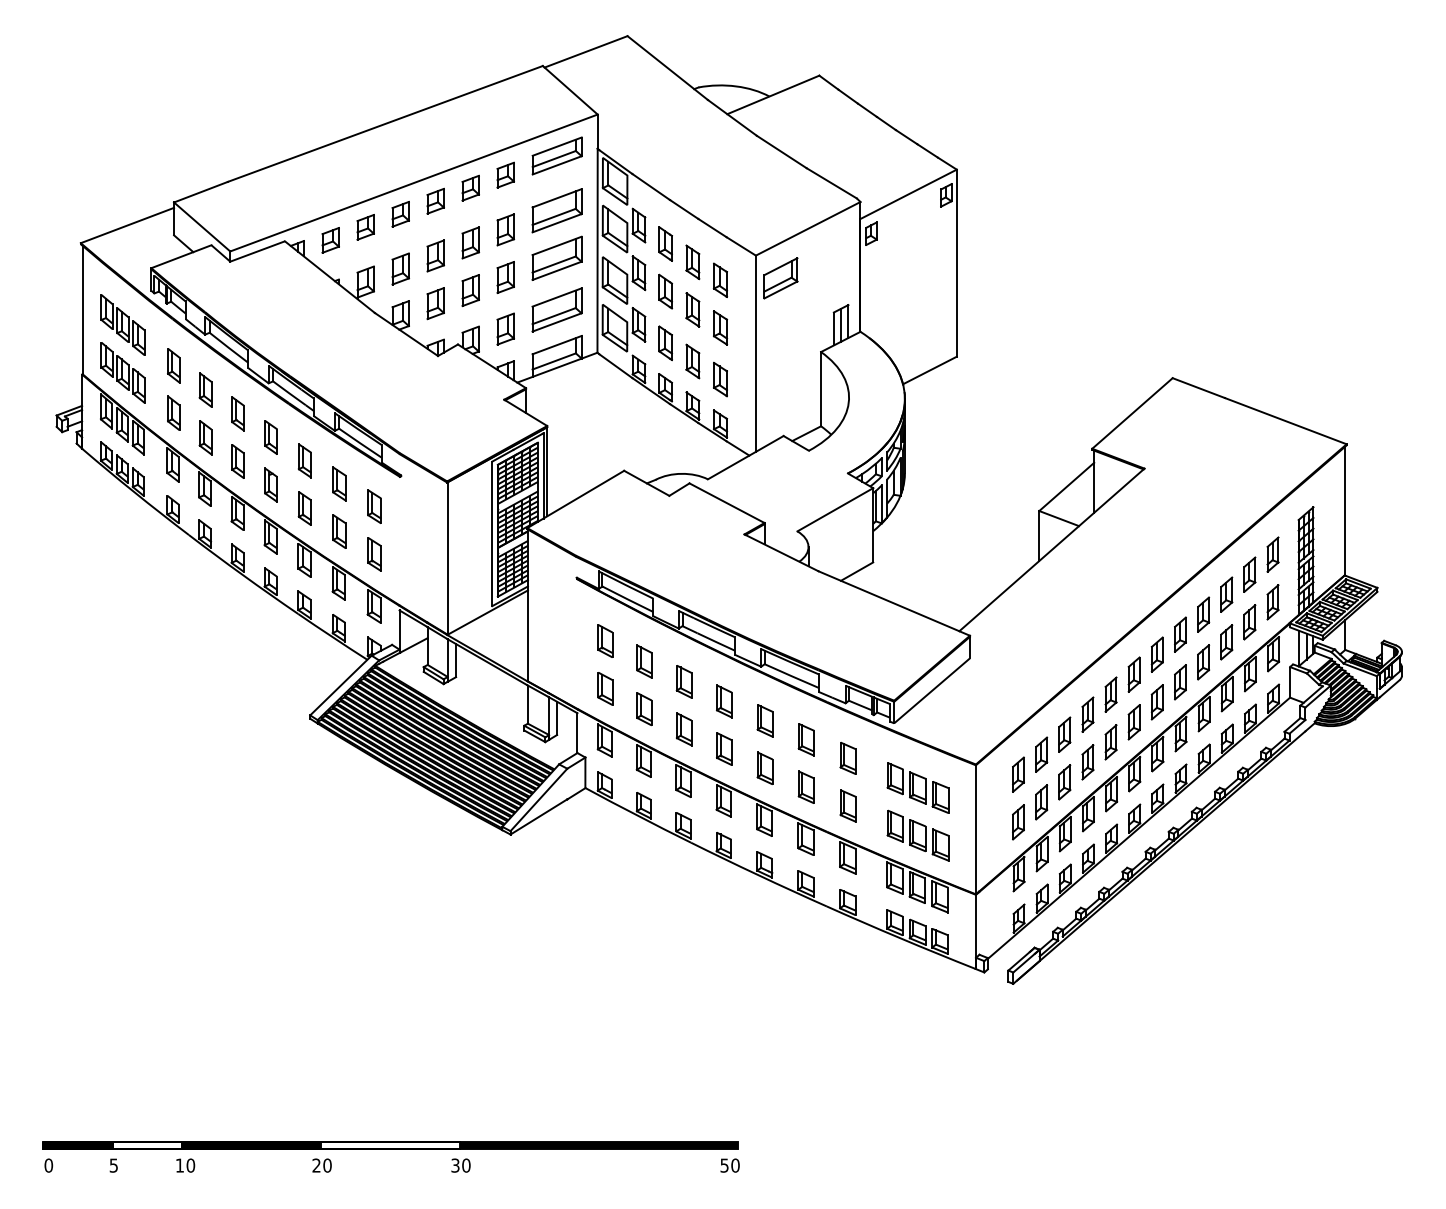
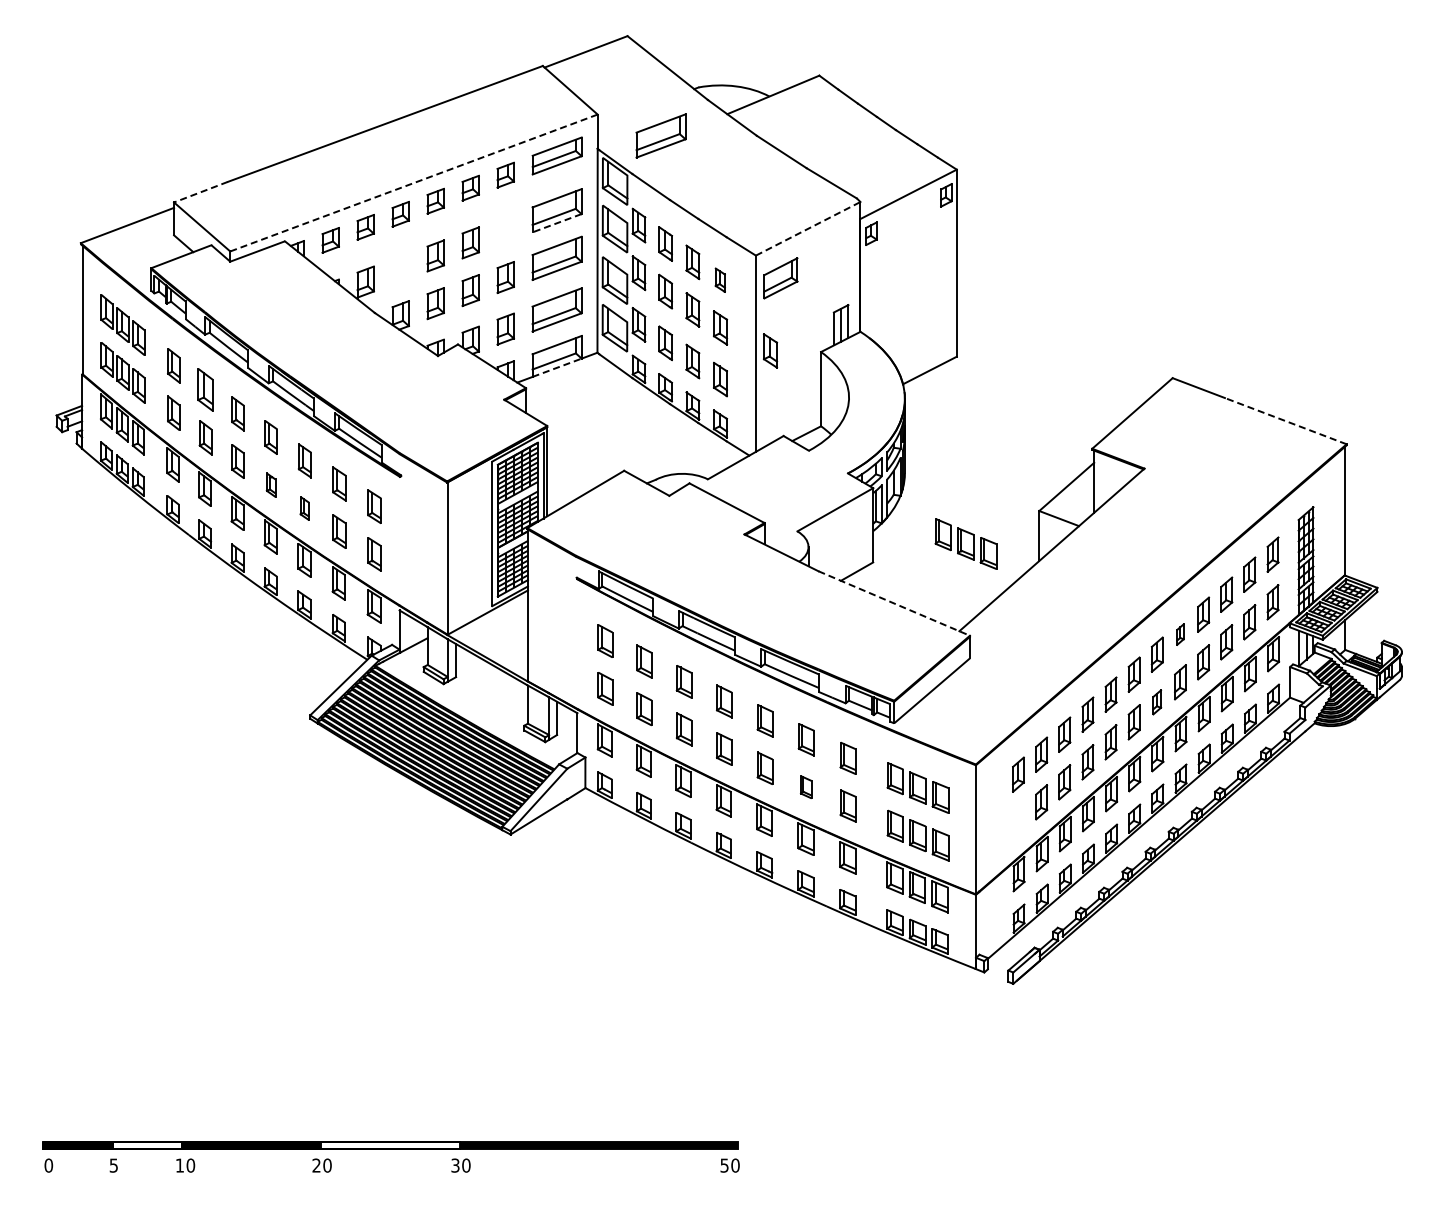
part: none -> present (660, 135)
line: solid -> dashed (414, 182)
line: solid -> dashed (200, 192)
line: solid -> dashed (556, 223)
line: solid -> dashed (808, 228)
part: present -> none (505, 229)
part: present -> none (400, 268)
part size: 16x36 px -> 12x26 px (719, 279)
part: none -> present (770, 350)
line: solid -> dashed (557, 367)
part size: 15x36 px -> 17x44 px (205, 389)
line: solid -> dashed (1285, 420)
part size: 14x36 px -> 12x26 px (270, 484)
part size: 15x35 px -> 11x25 px (304, 508)
part: none -> present (965, 543)
line: solid -> dashed (894, 603)
part size: 13x37 px -> 9x23 px (1180, 634)
part size: 14x37 px -> 11x27 px (1157, 702)
part size: 18x34 px -> 14x24 px (805, 786)
part: present -> none (1018, 822)
